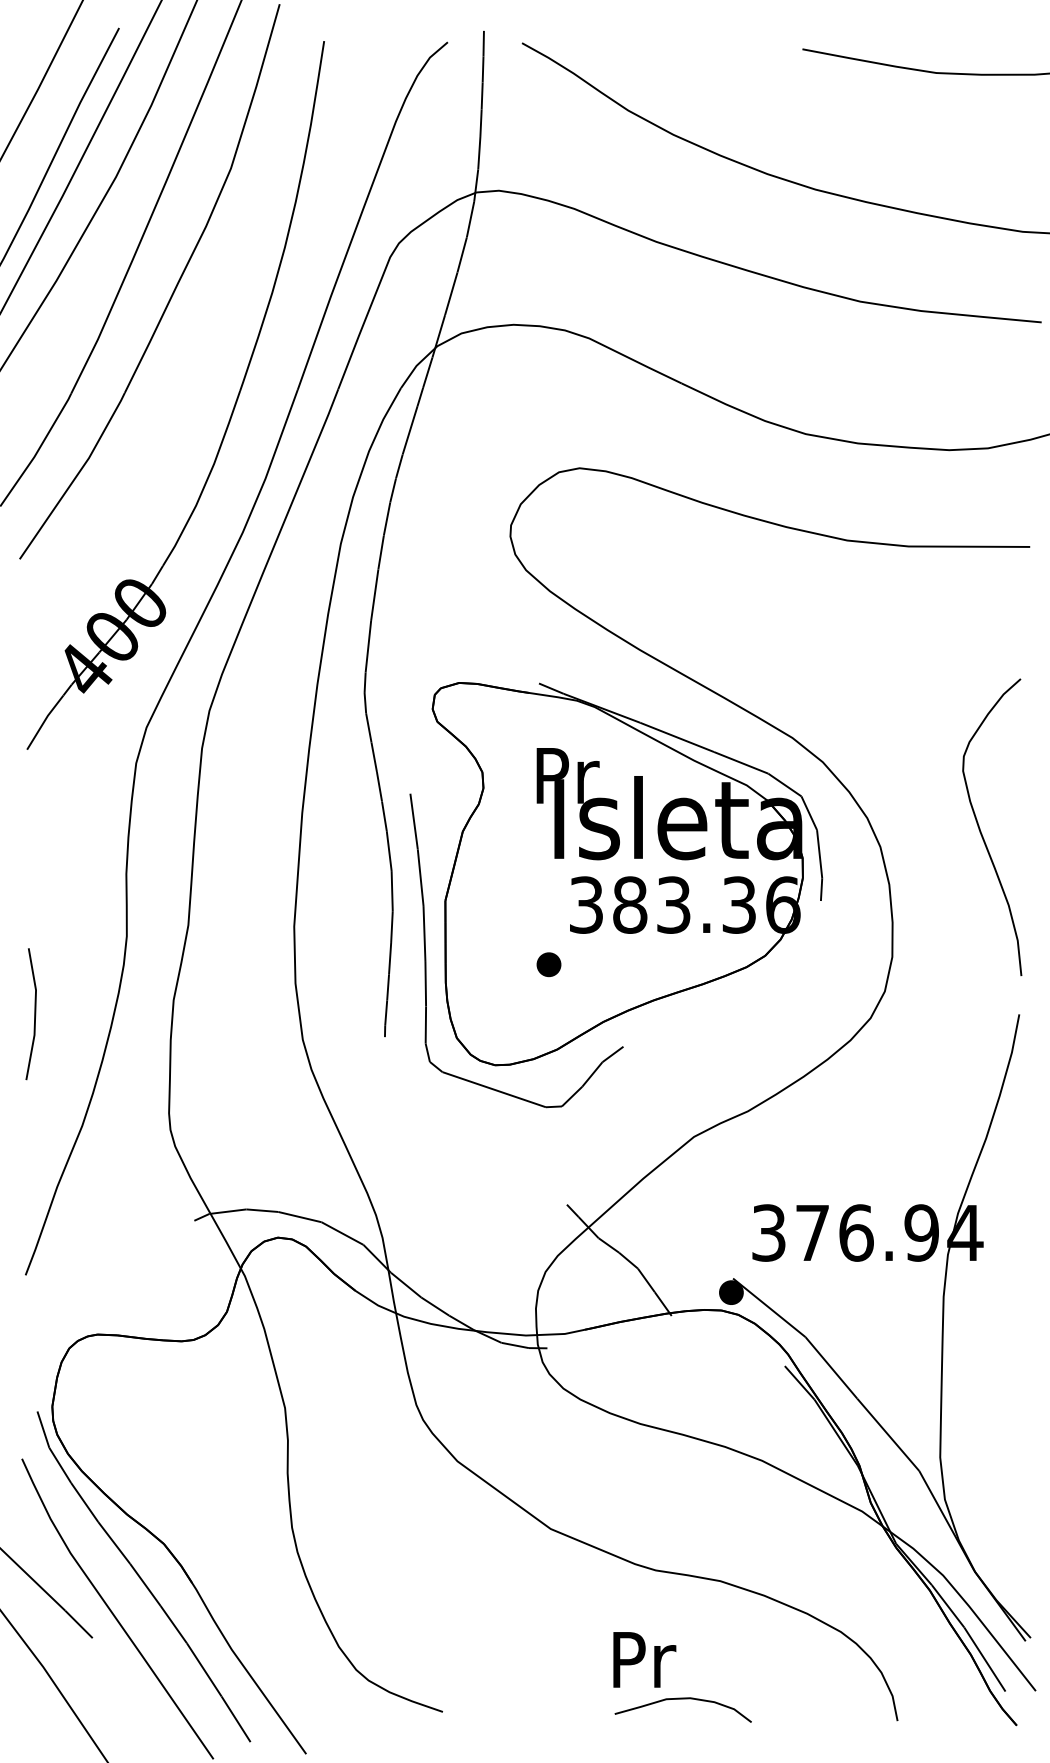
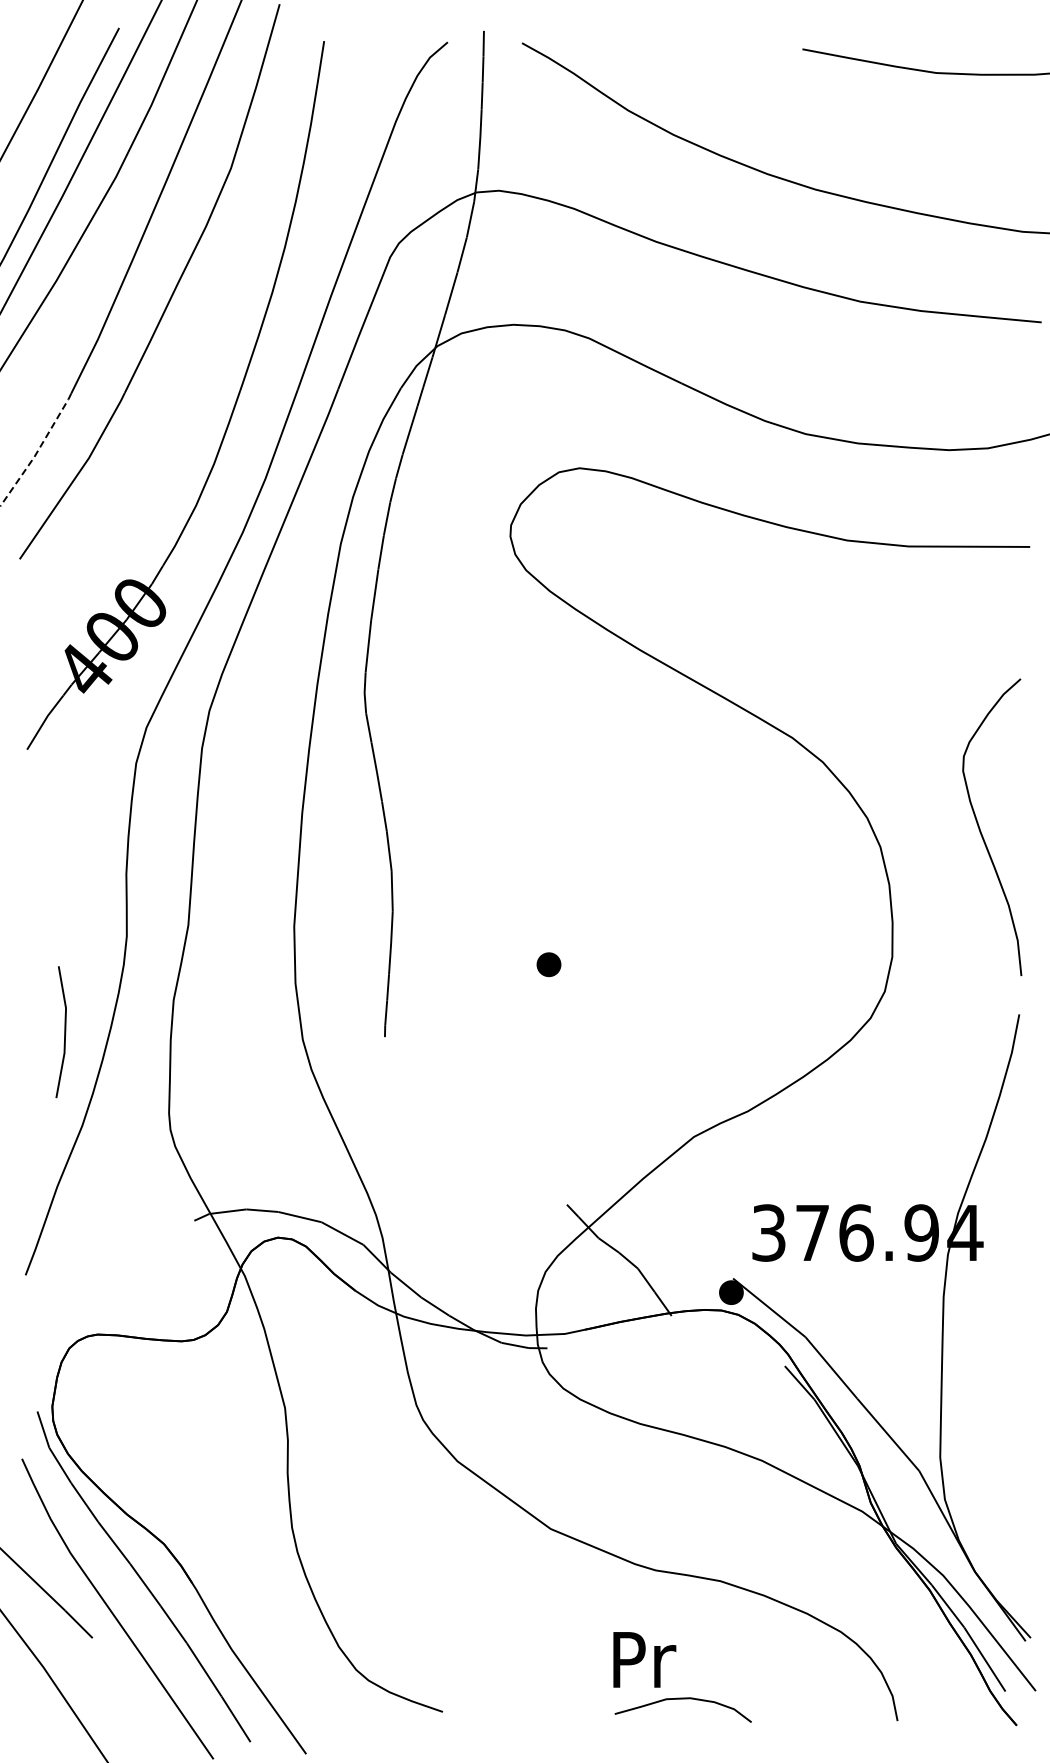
line: solid -> dashed (37, 451)
part: present -> none (616, 895)
line position: (34, 1014) -> (64, 1032) (64, 1032)
